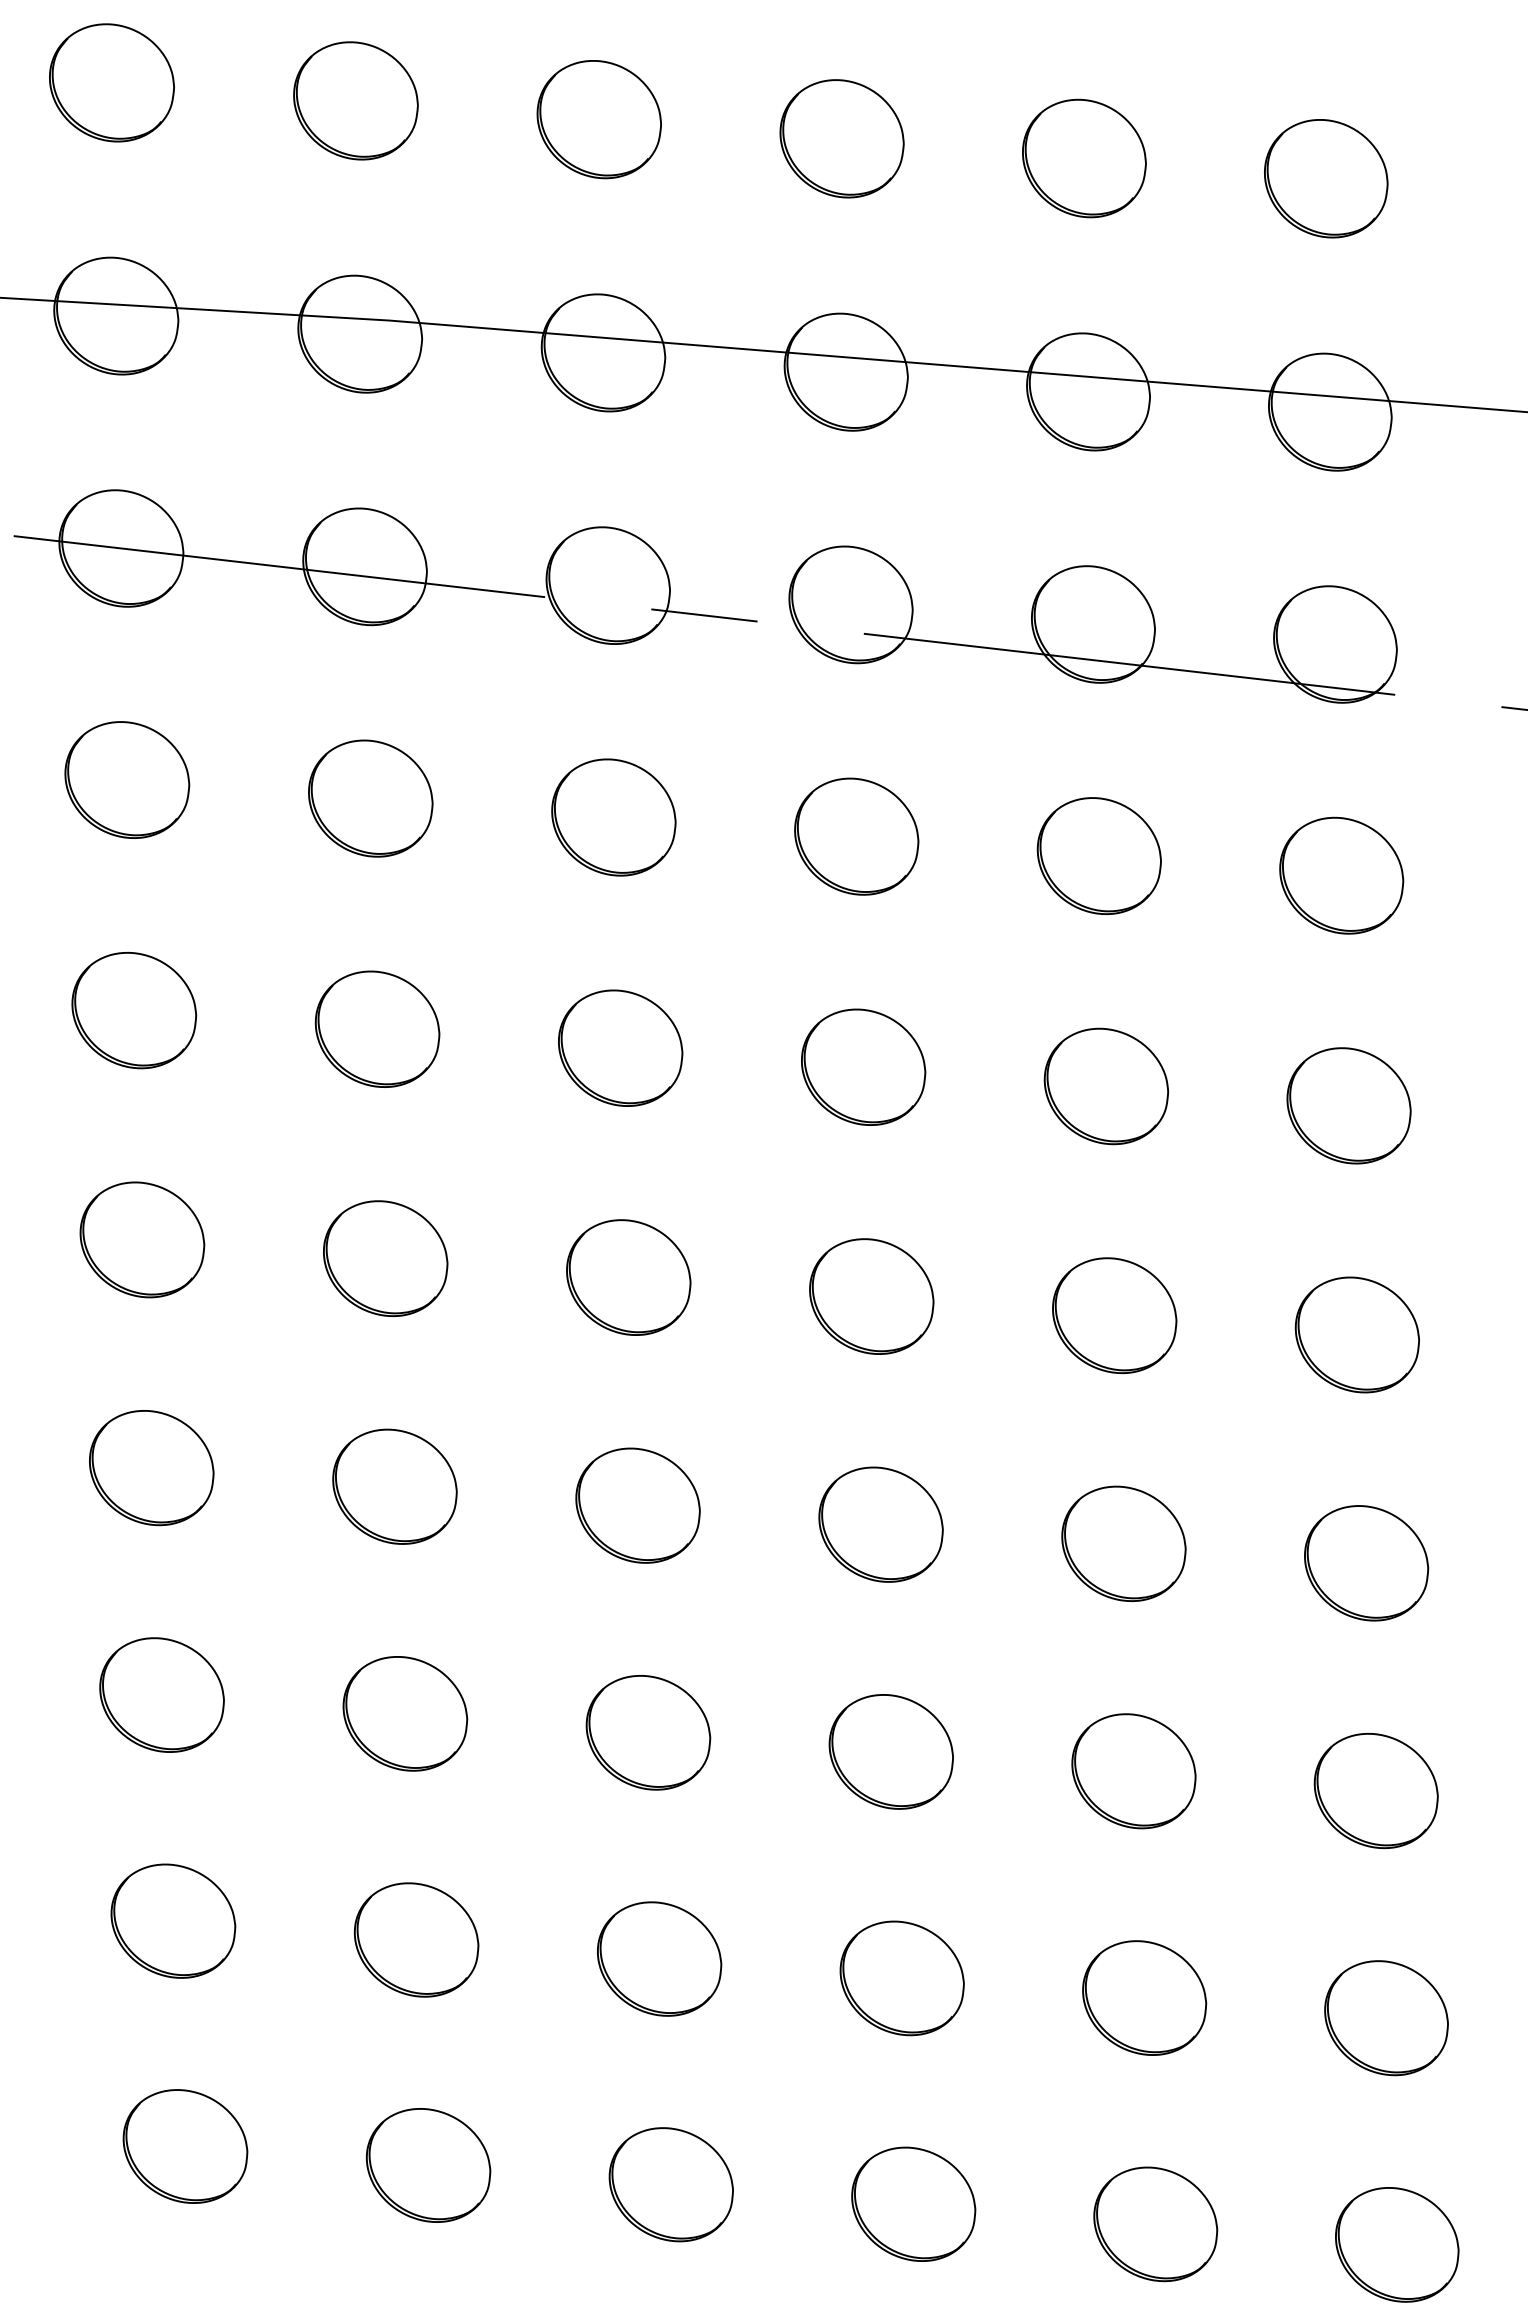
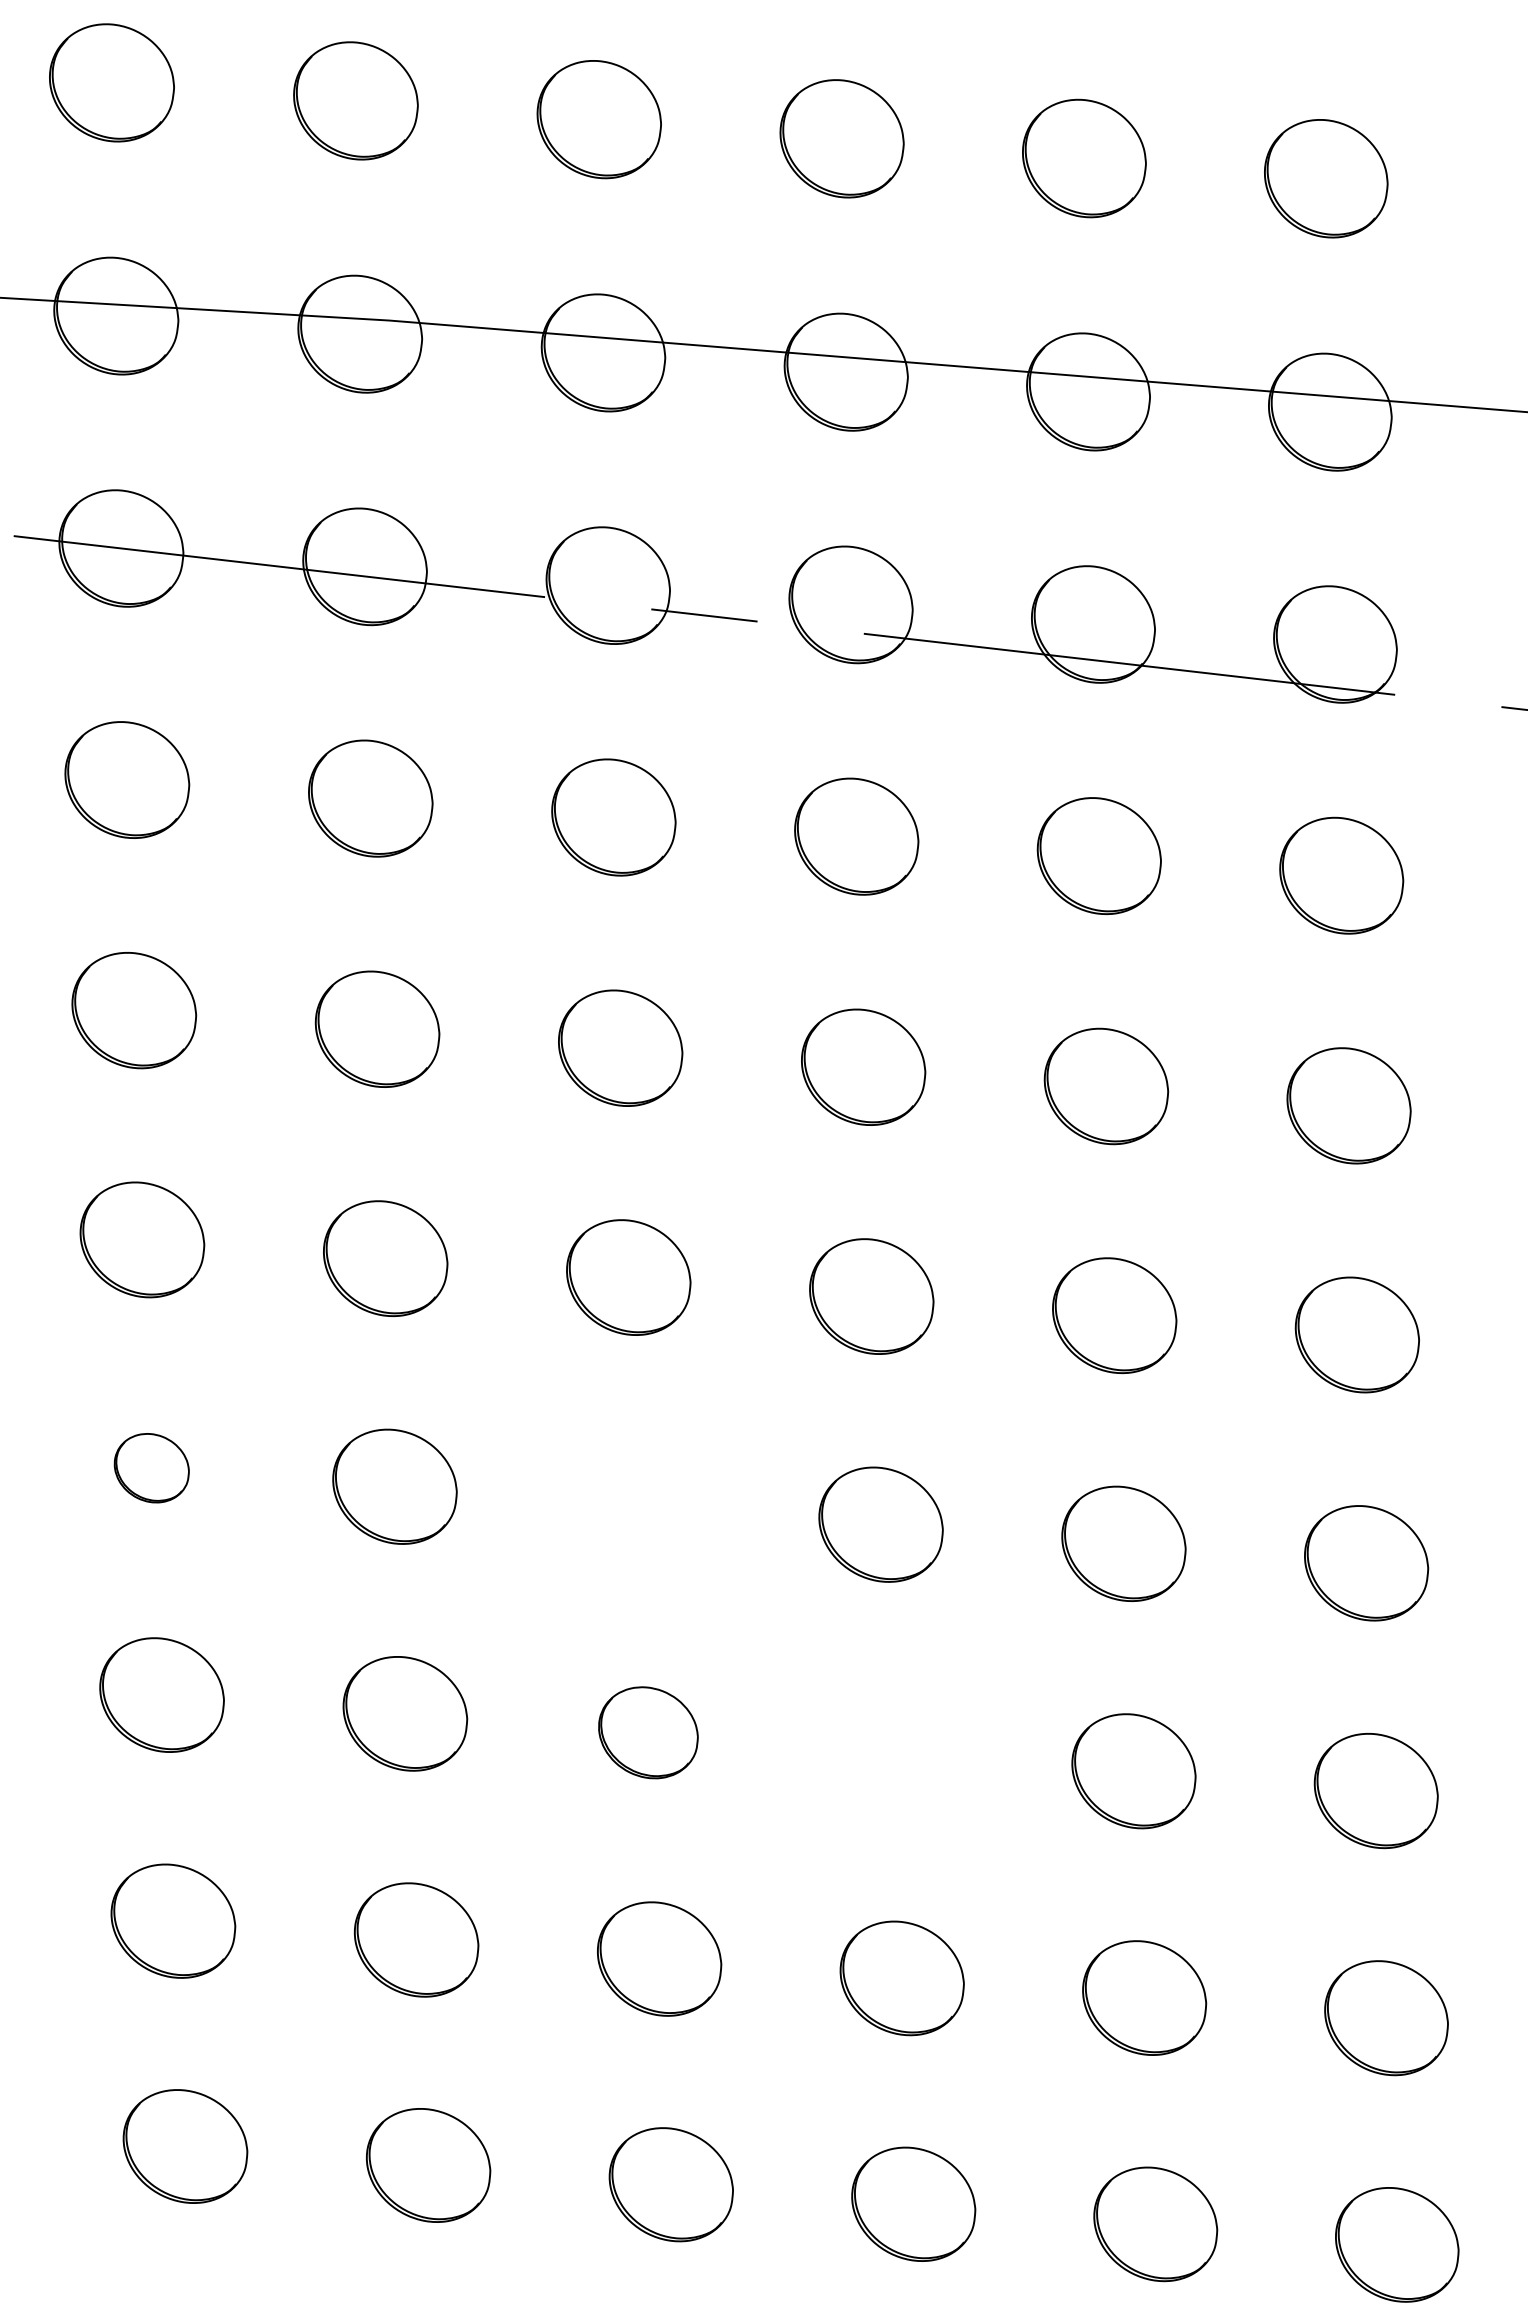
part size: 126x117 px -> 77x71 px (151, 1468)
part: present -> none (637, 1505)
part size: 127x116 px -> 101x94 px (648, 1732)
part: present -> none (890, 1751)
